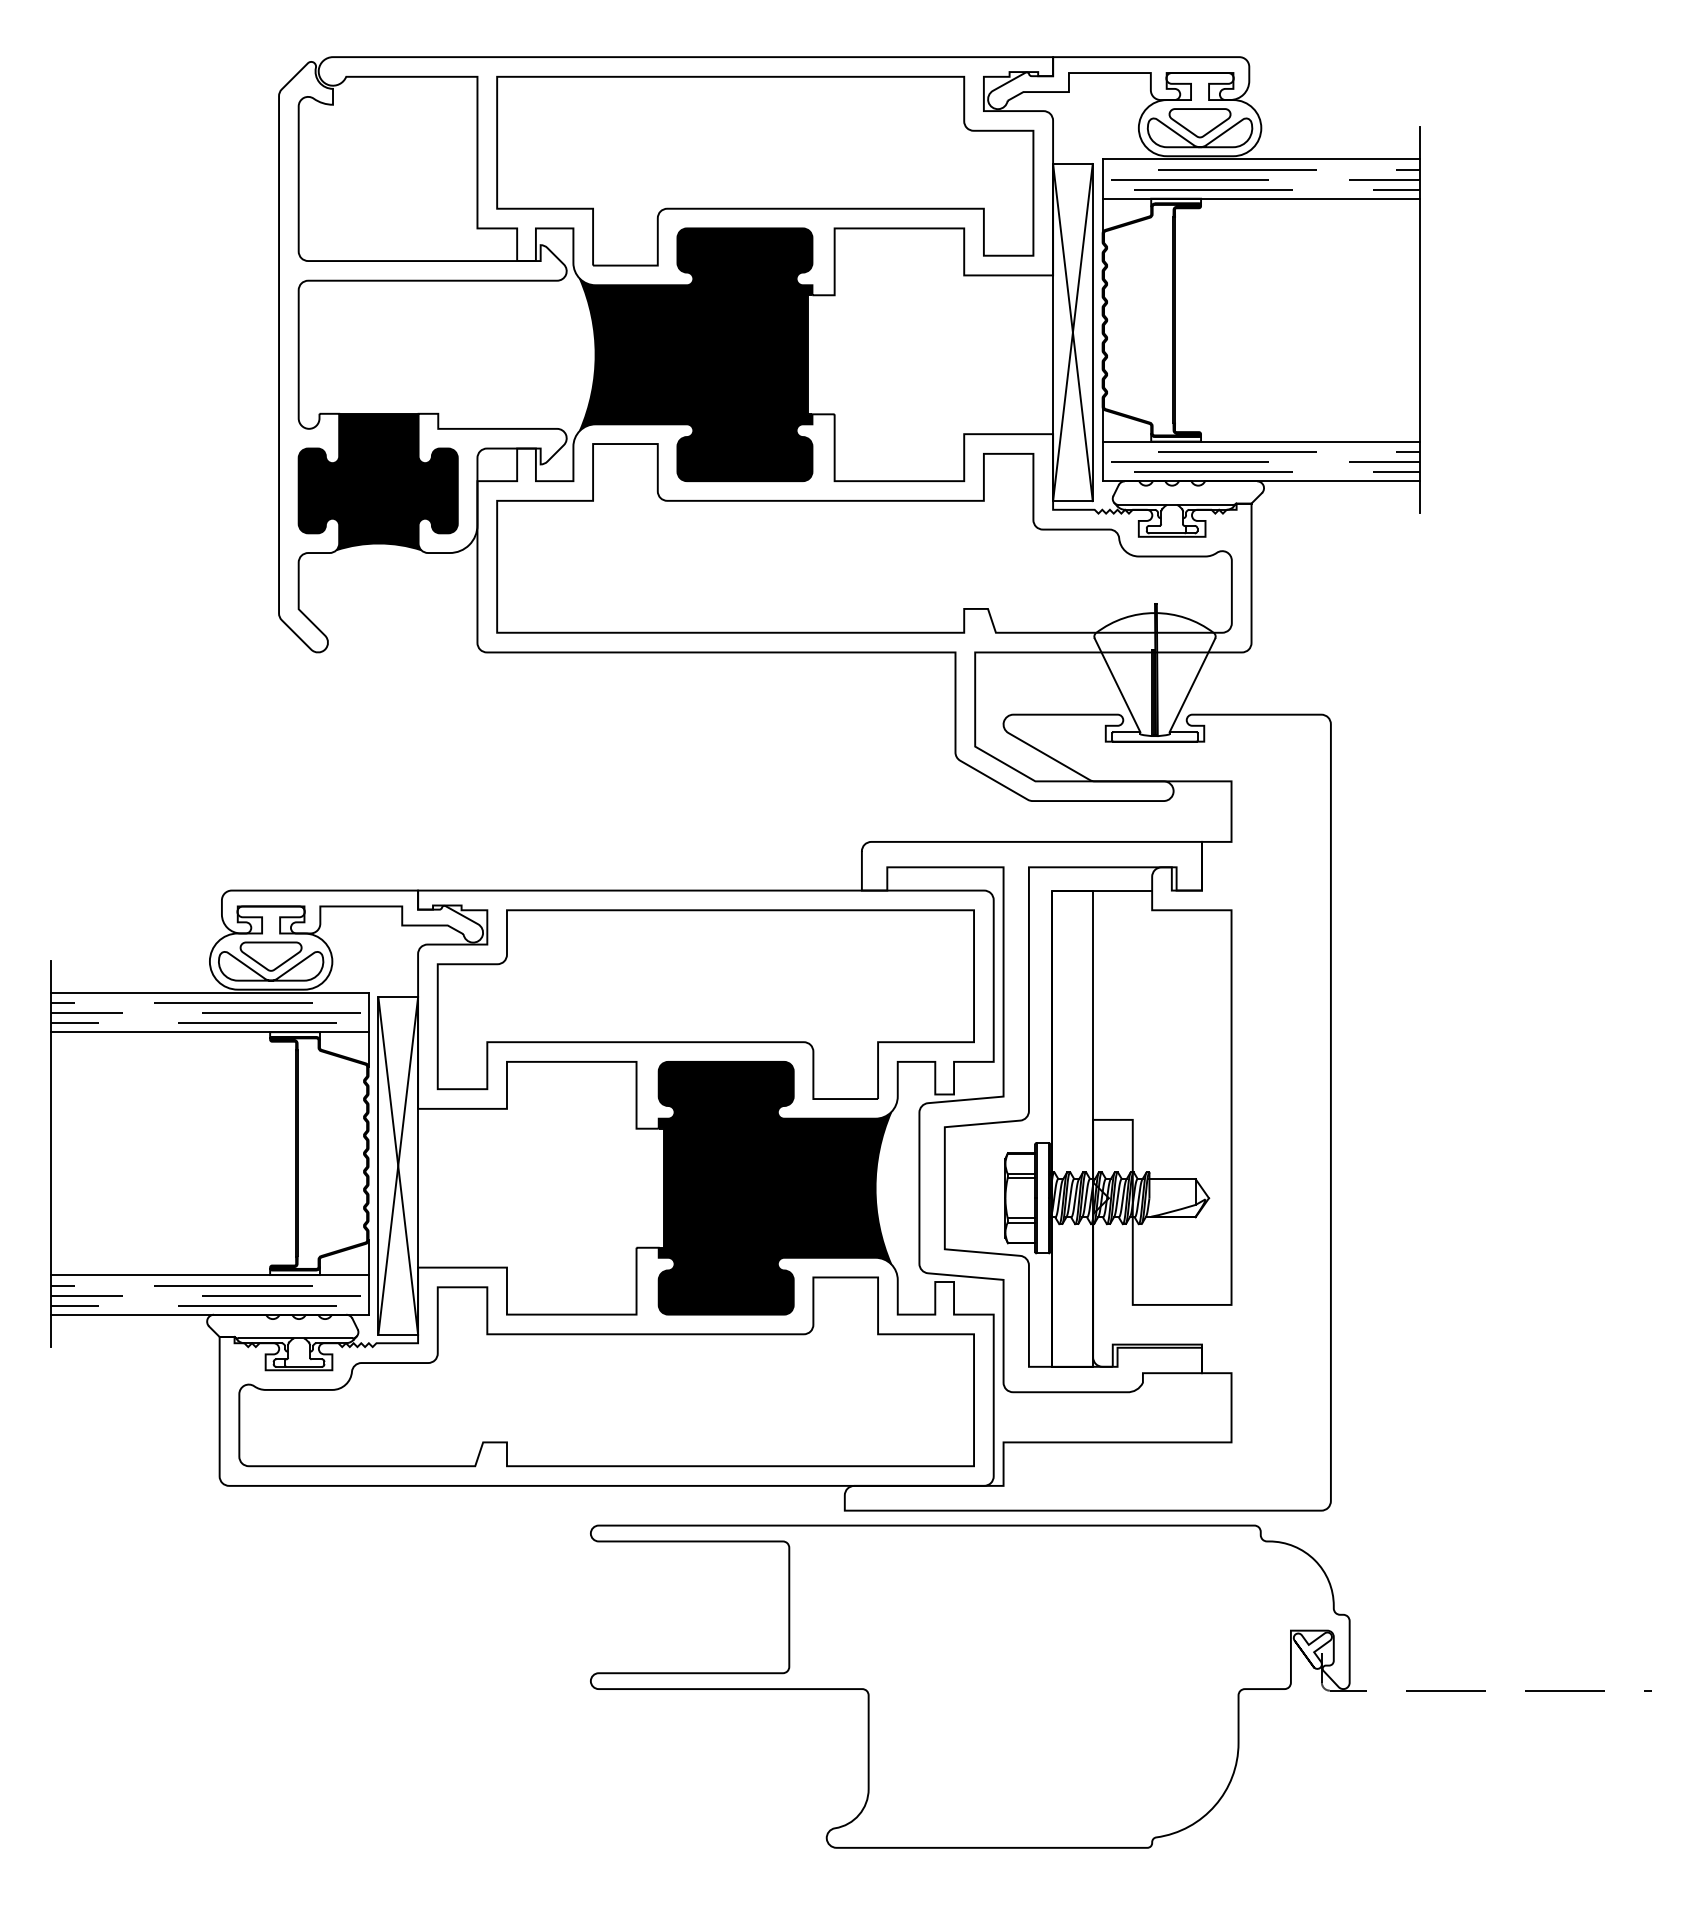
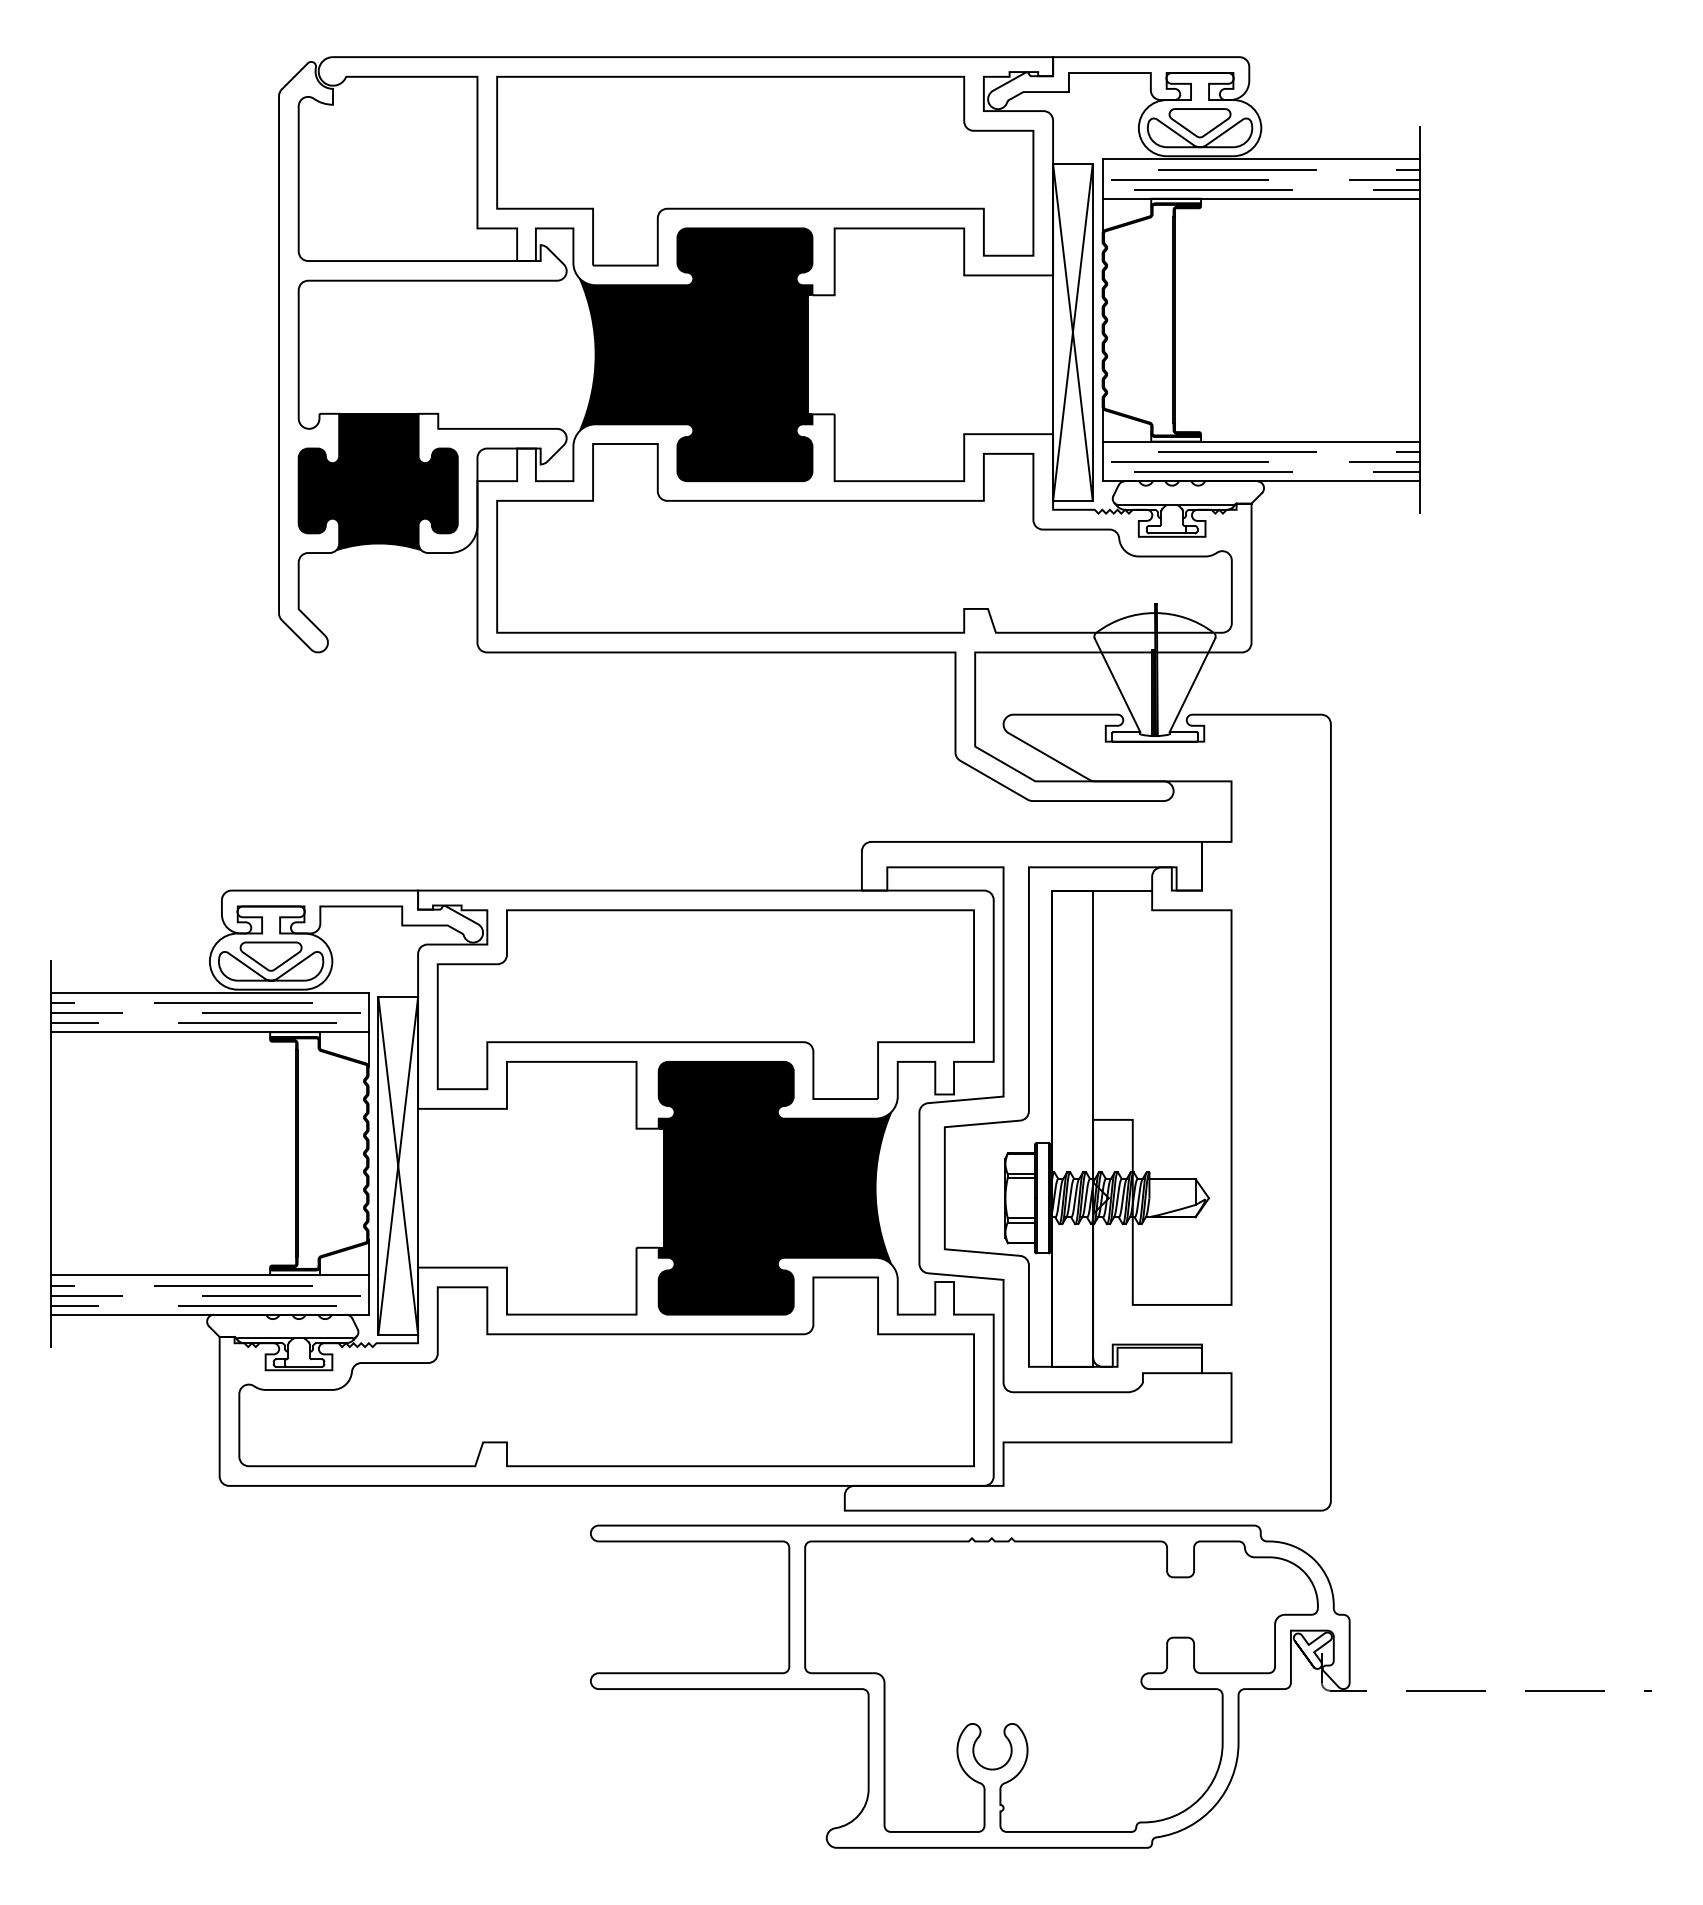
part: none -> present (1061, 1684)
